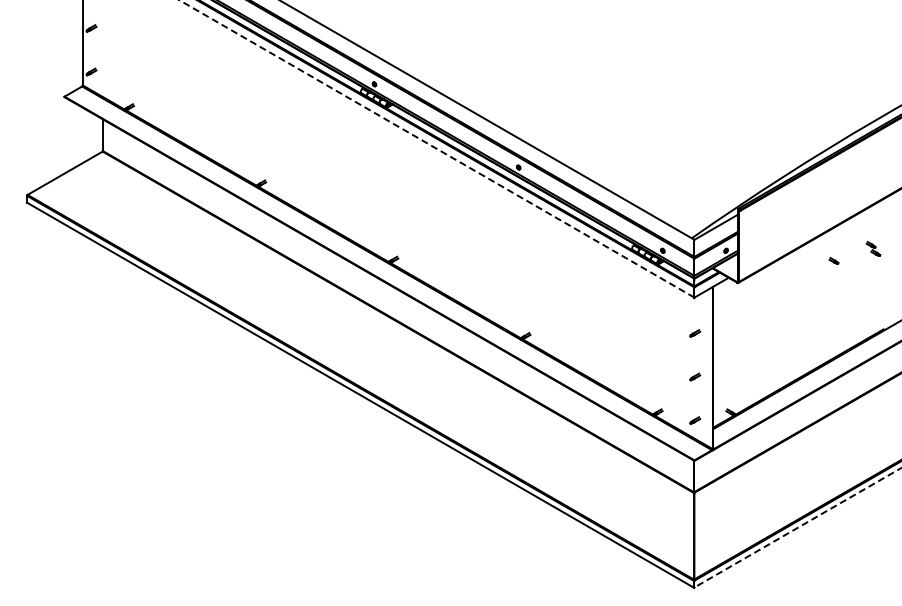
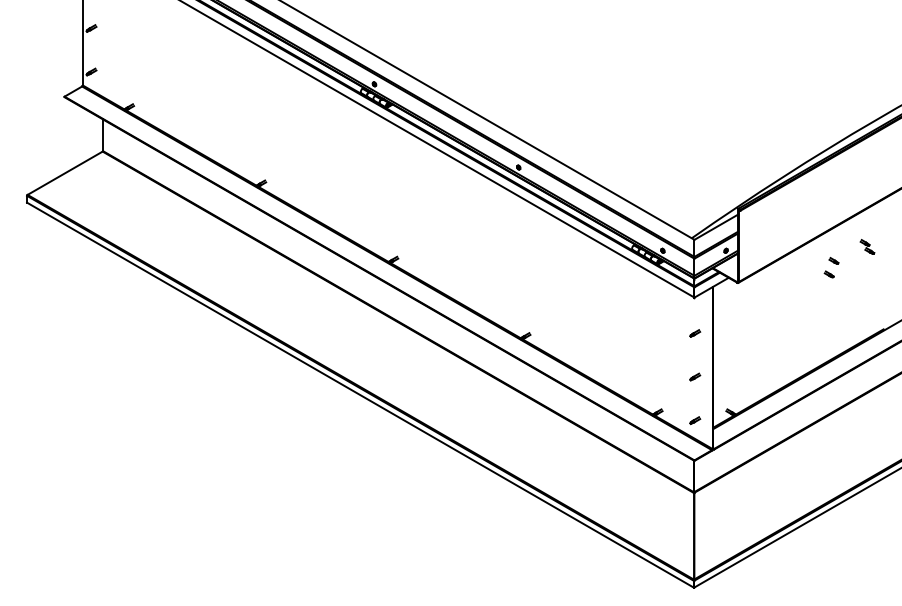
line: dashed -> solid (436, 148)
part position: (873, 248) -> (867, 246) (867, 246)
part: none -> present (828, 274)
line: dashed -> solid (797, 528)
